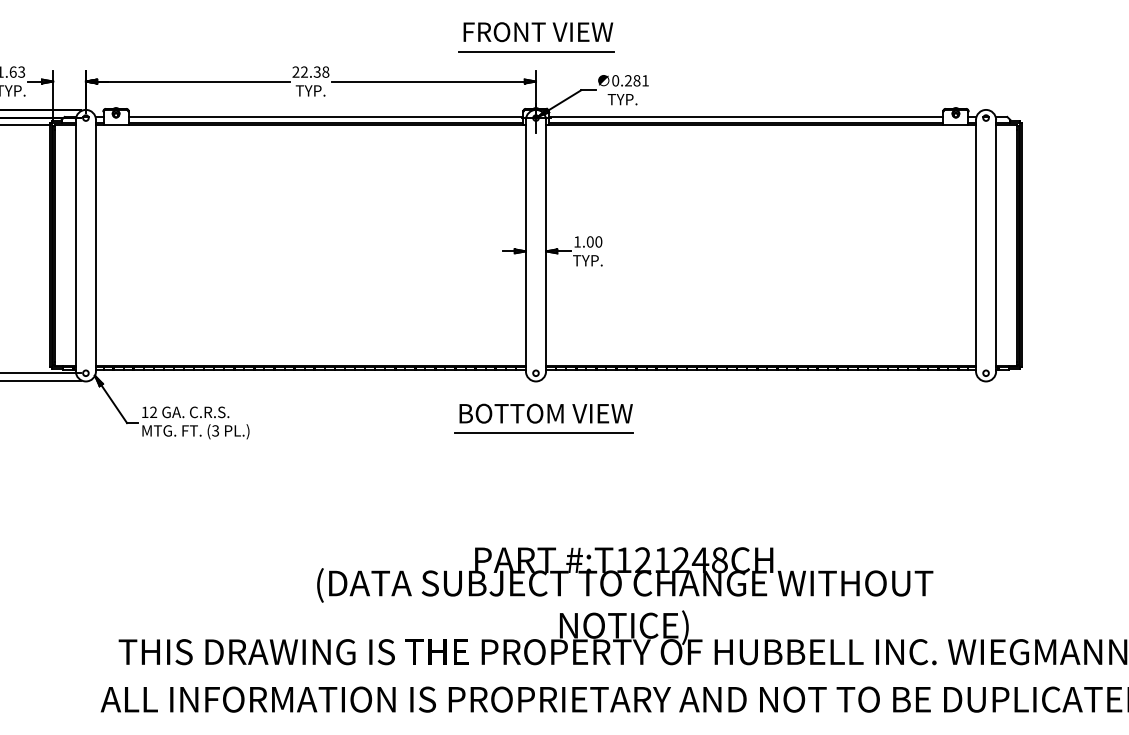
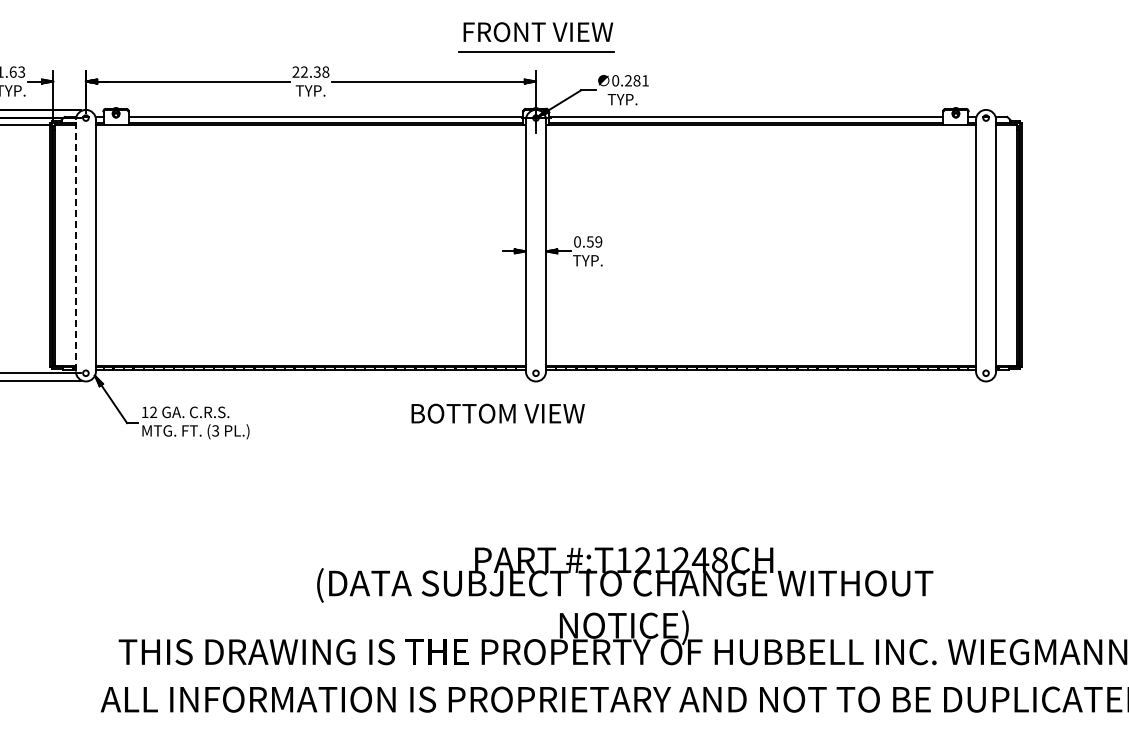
text: 1.00 -> 0.59 (588, 241)
line: solid -> dashed (75, 245)
text position: (545, 413) -> (497, 413) (497, 413)
line: present -> none (543, 433)
